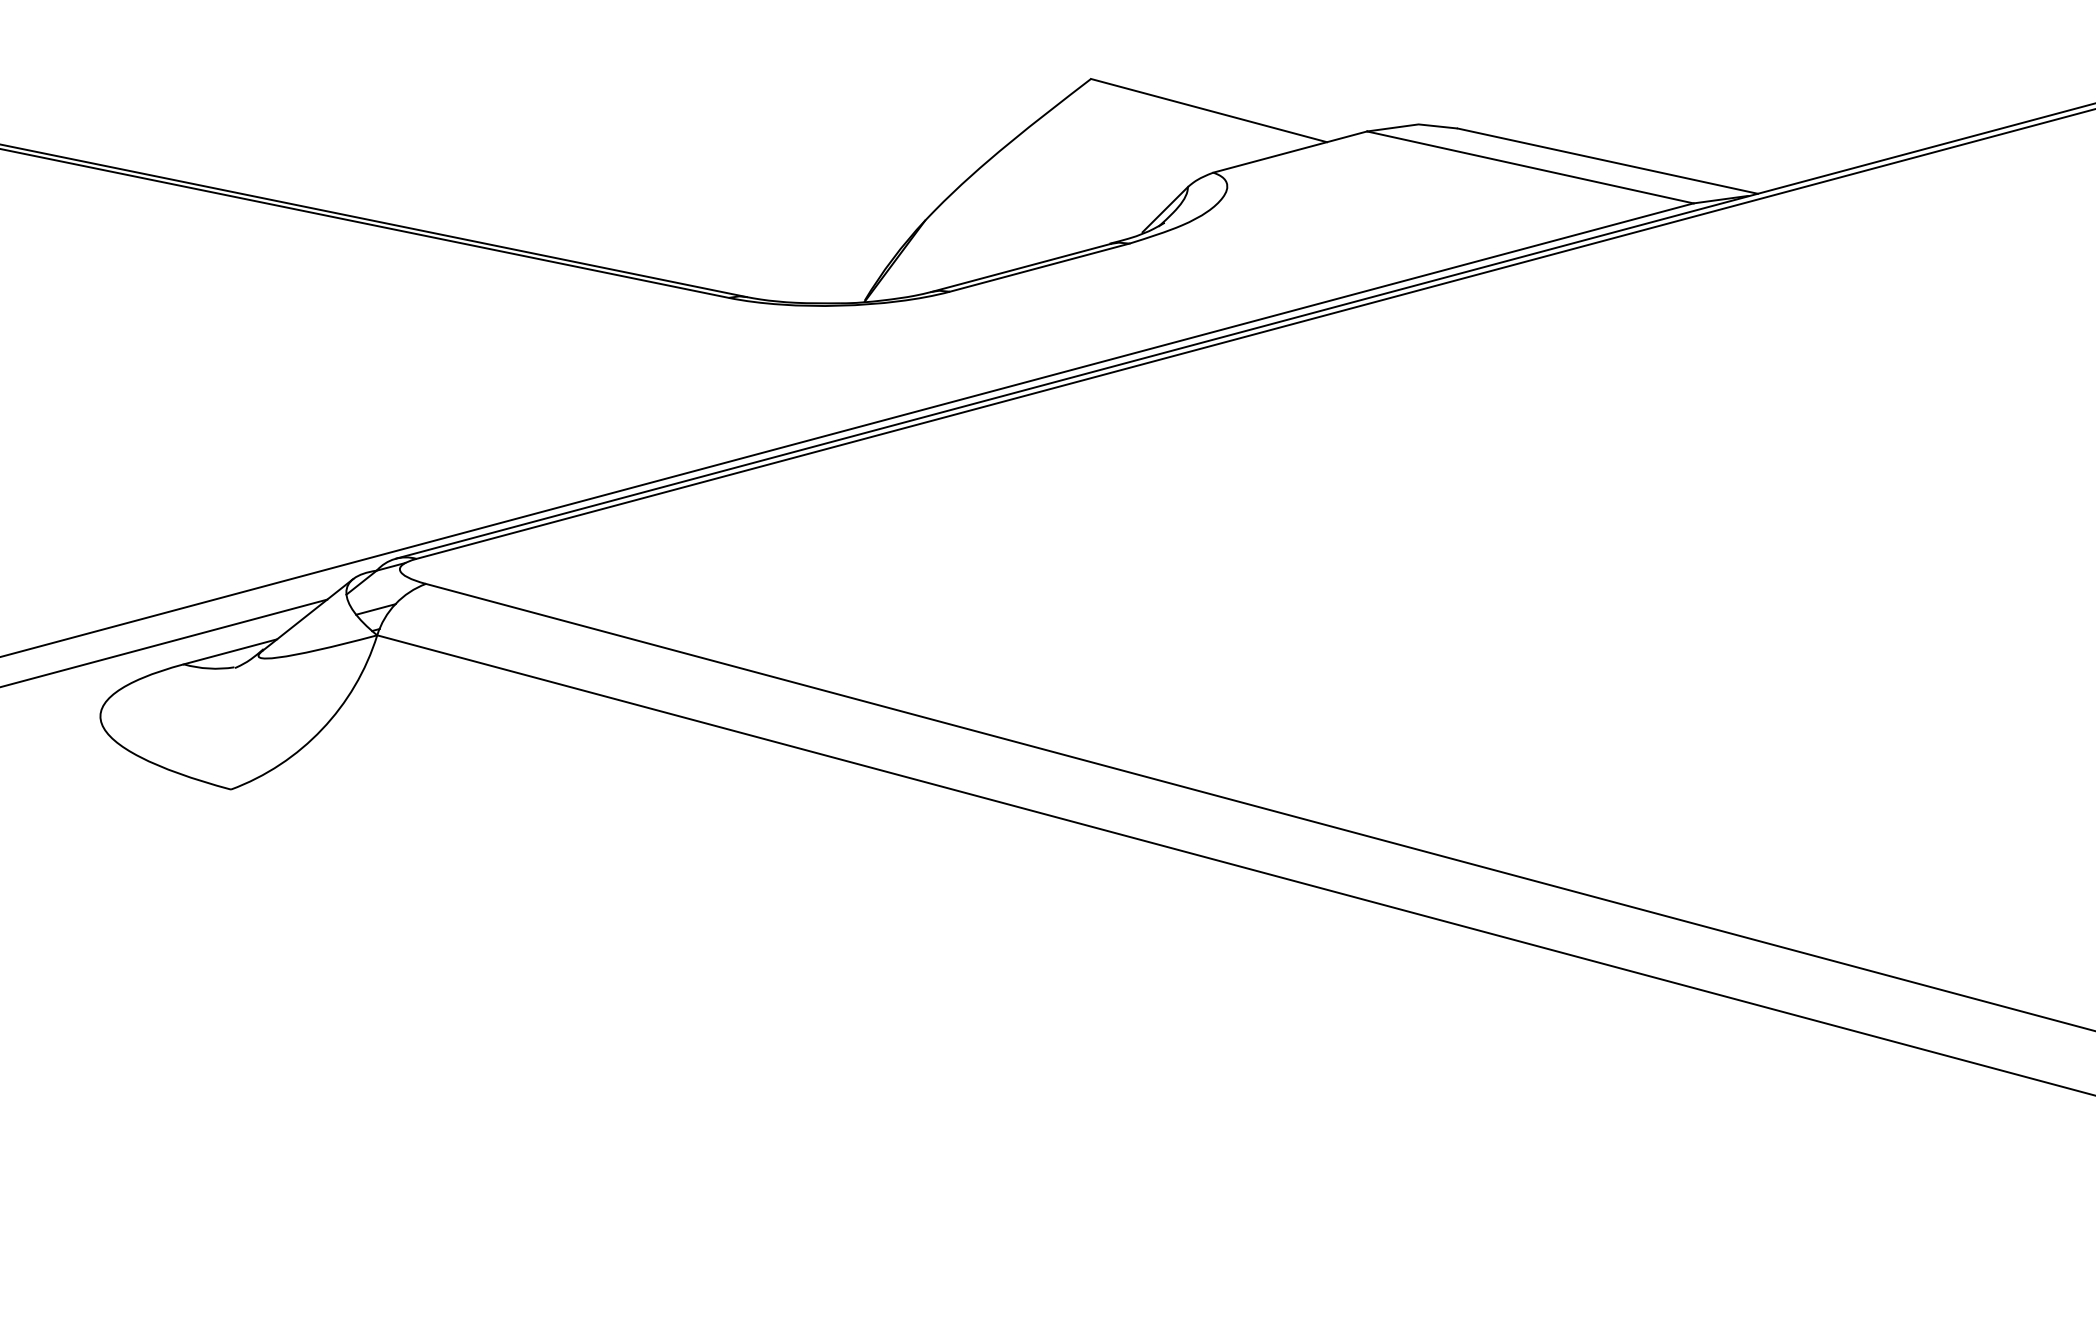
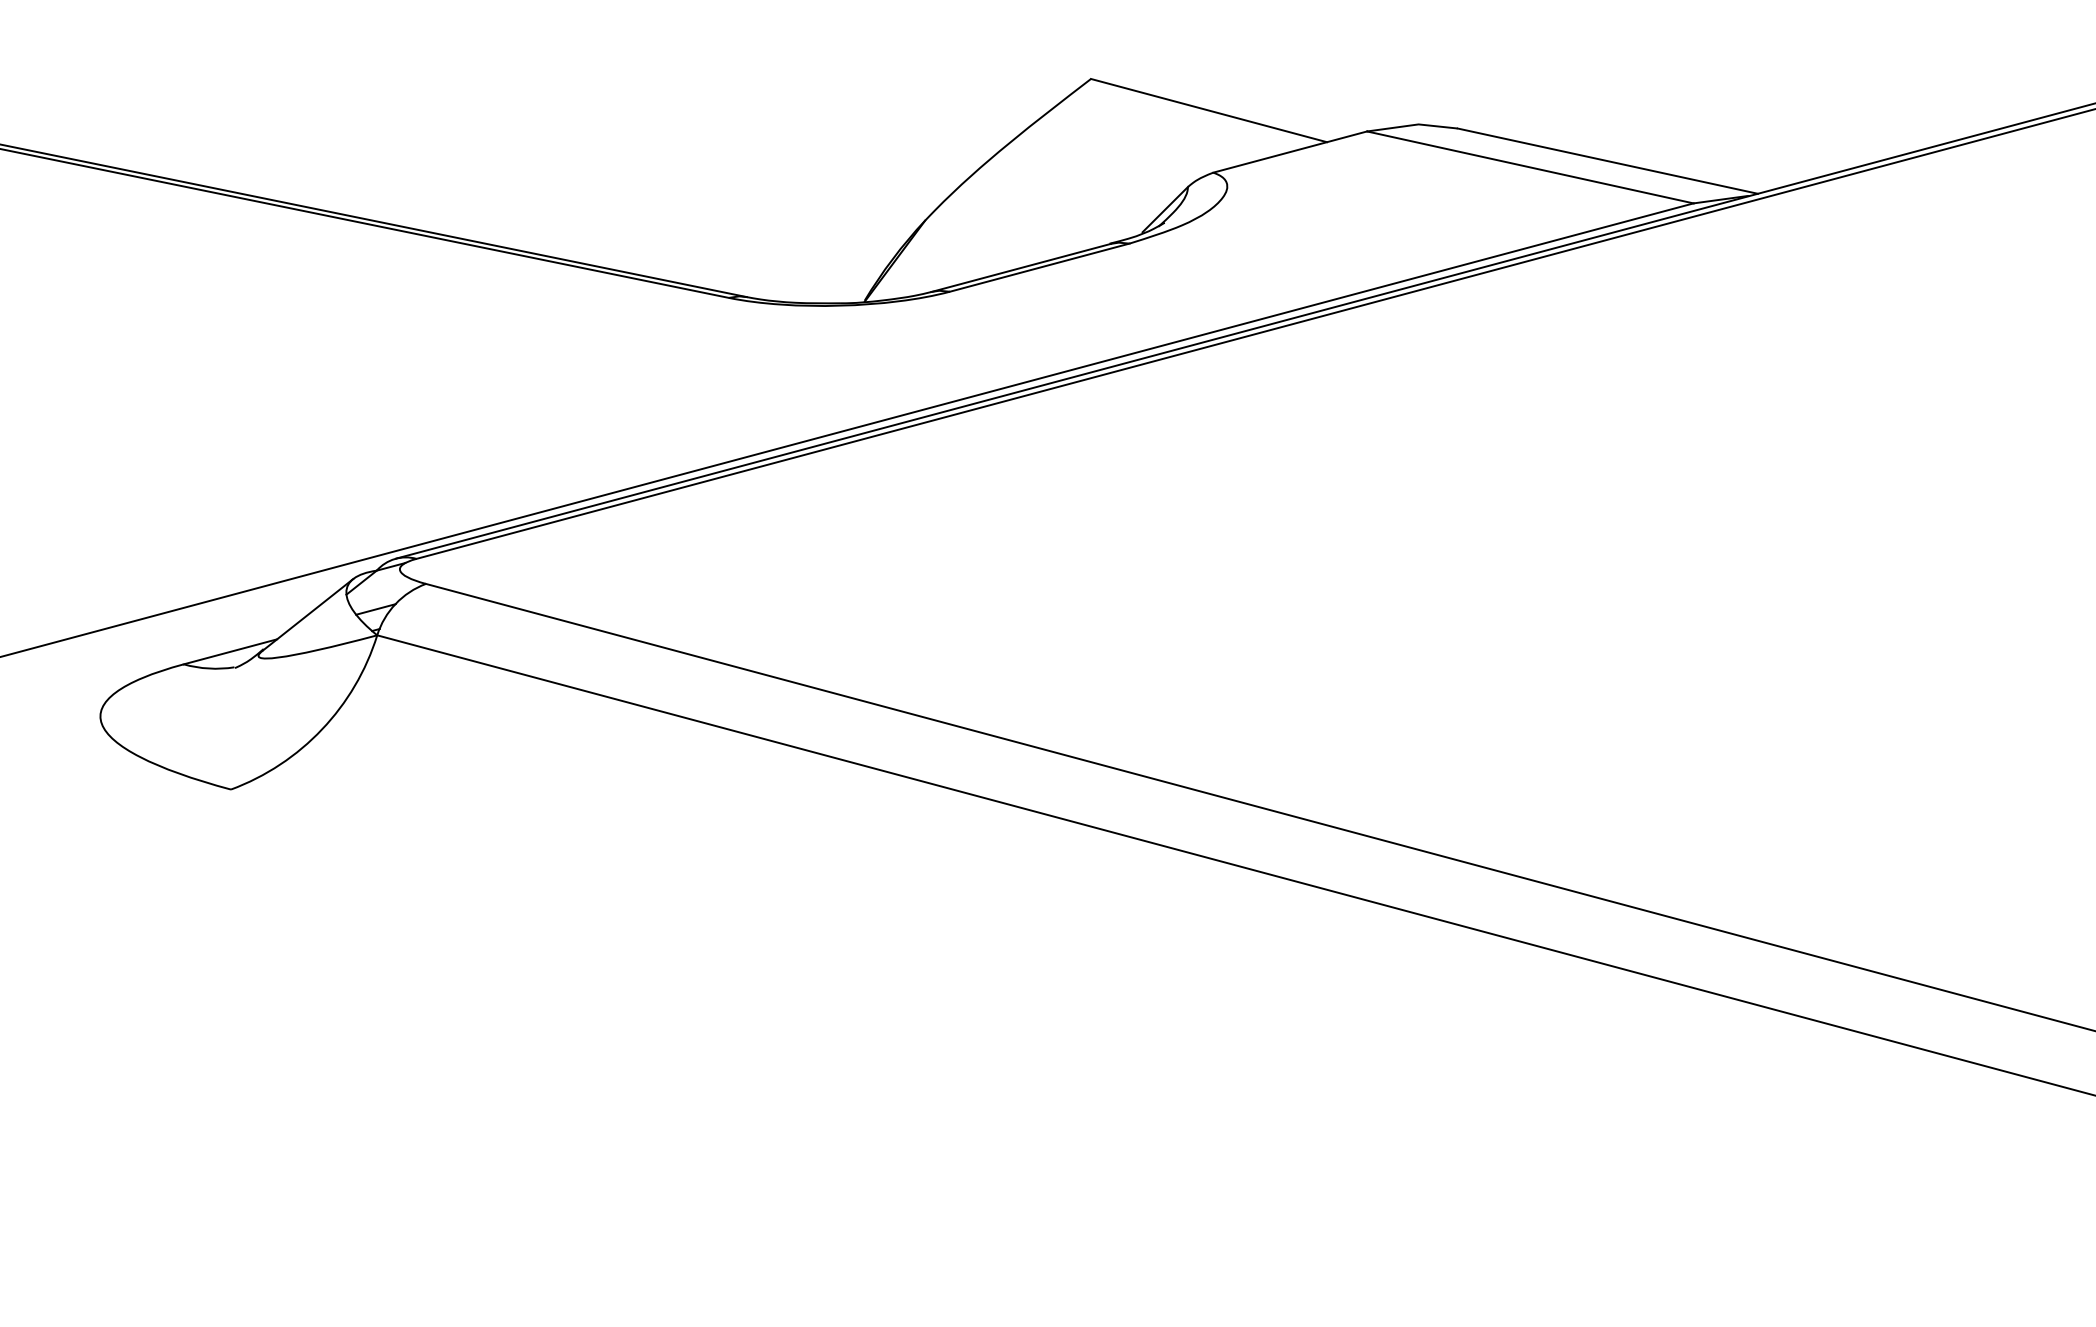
line: present -> none (164, 642)
